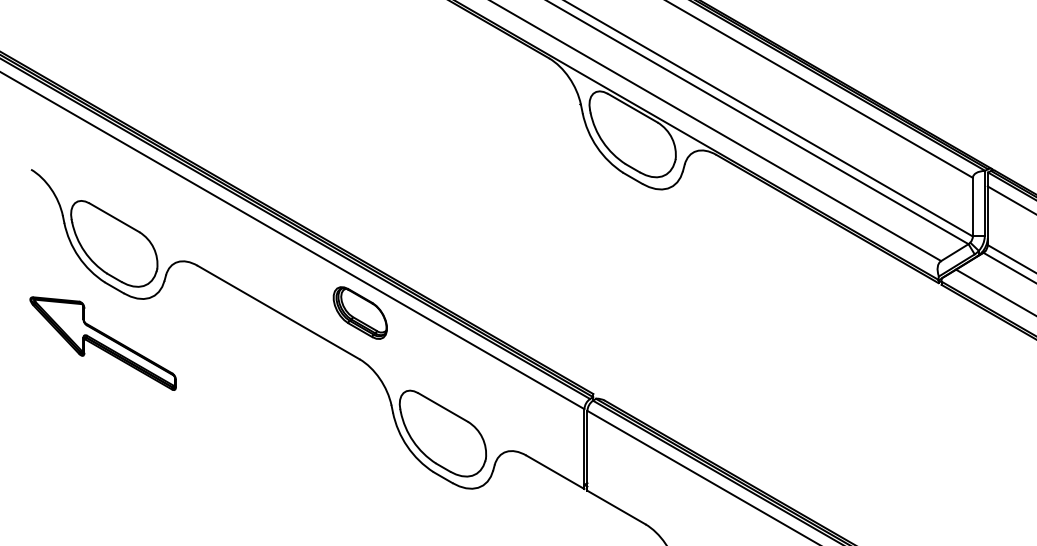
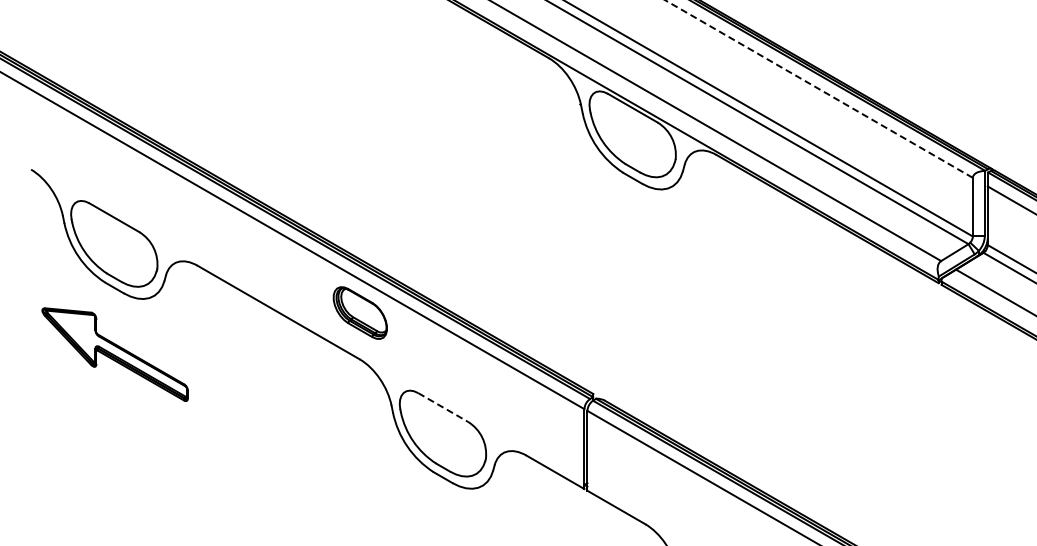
line: solid -> dashed (818, 88)
part position: (102, 343) -> (114, 354) (114, 354)
line: solid -> dashed (443, 407)
